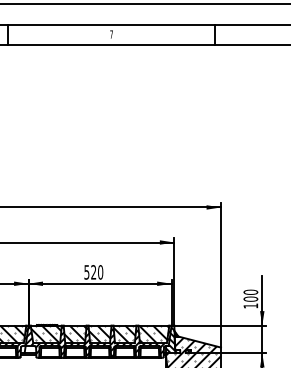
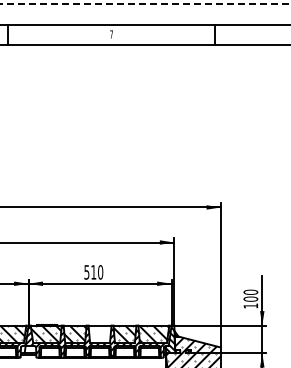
line: solid -> dashed (145, 4)
text: 520 -> 510 (93, 272)
hatch: present -> none (100, 334)
